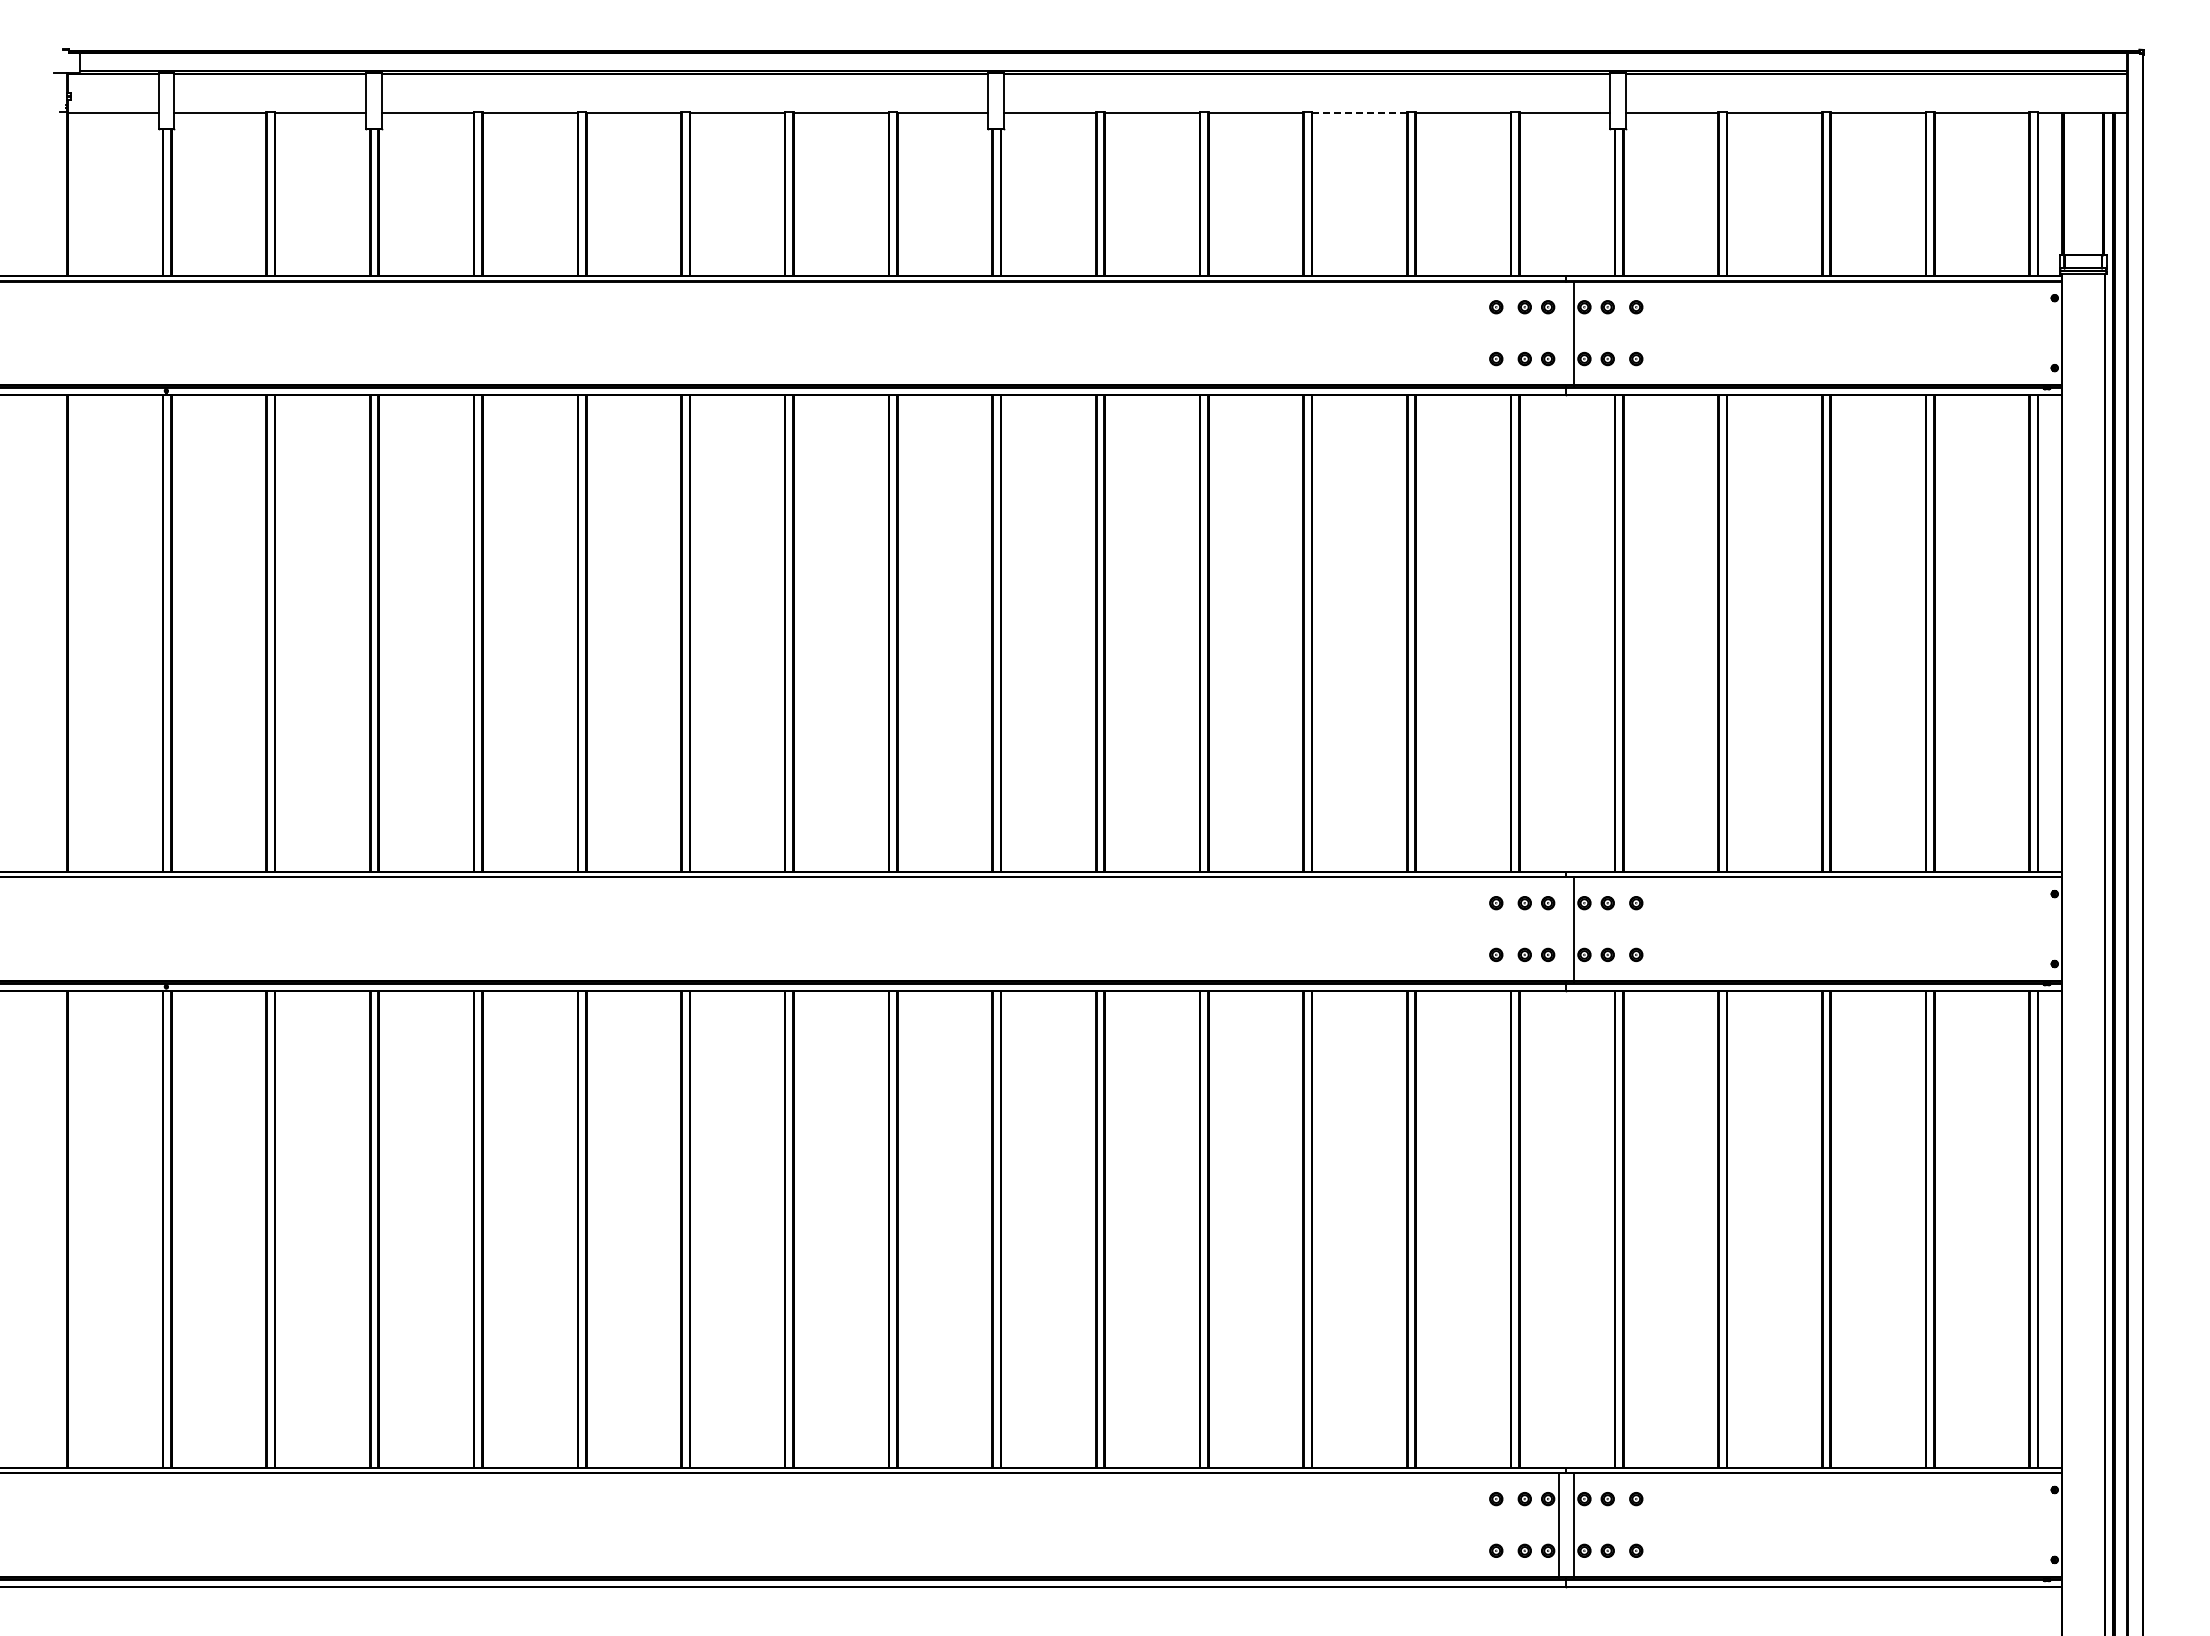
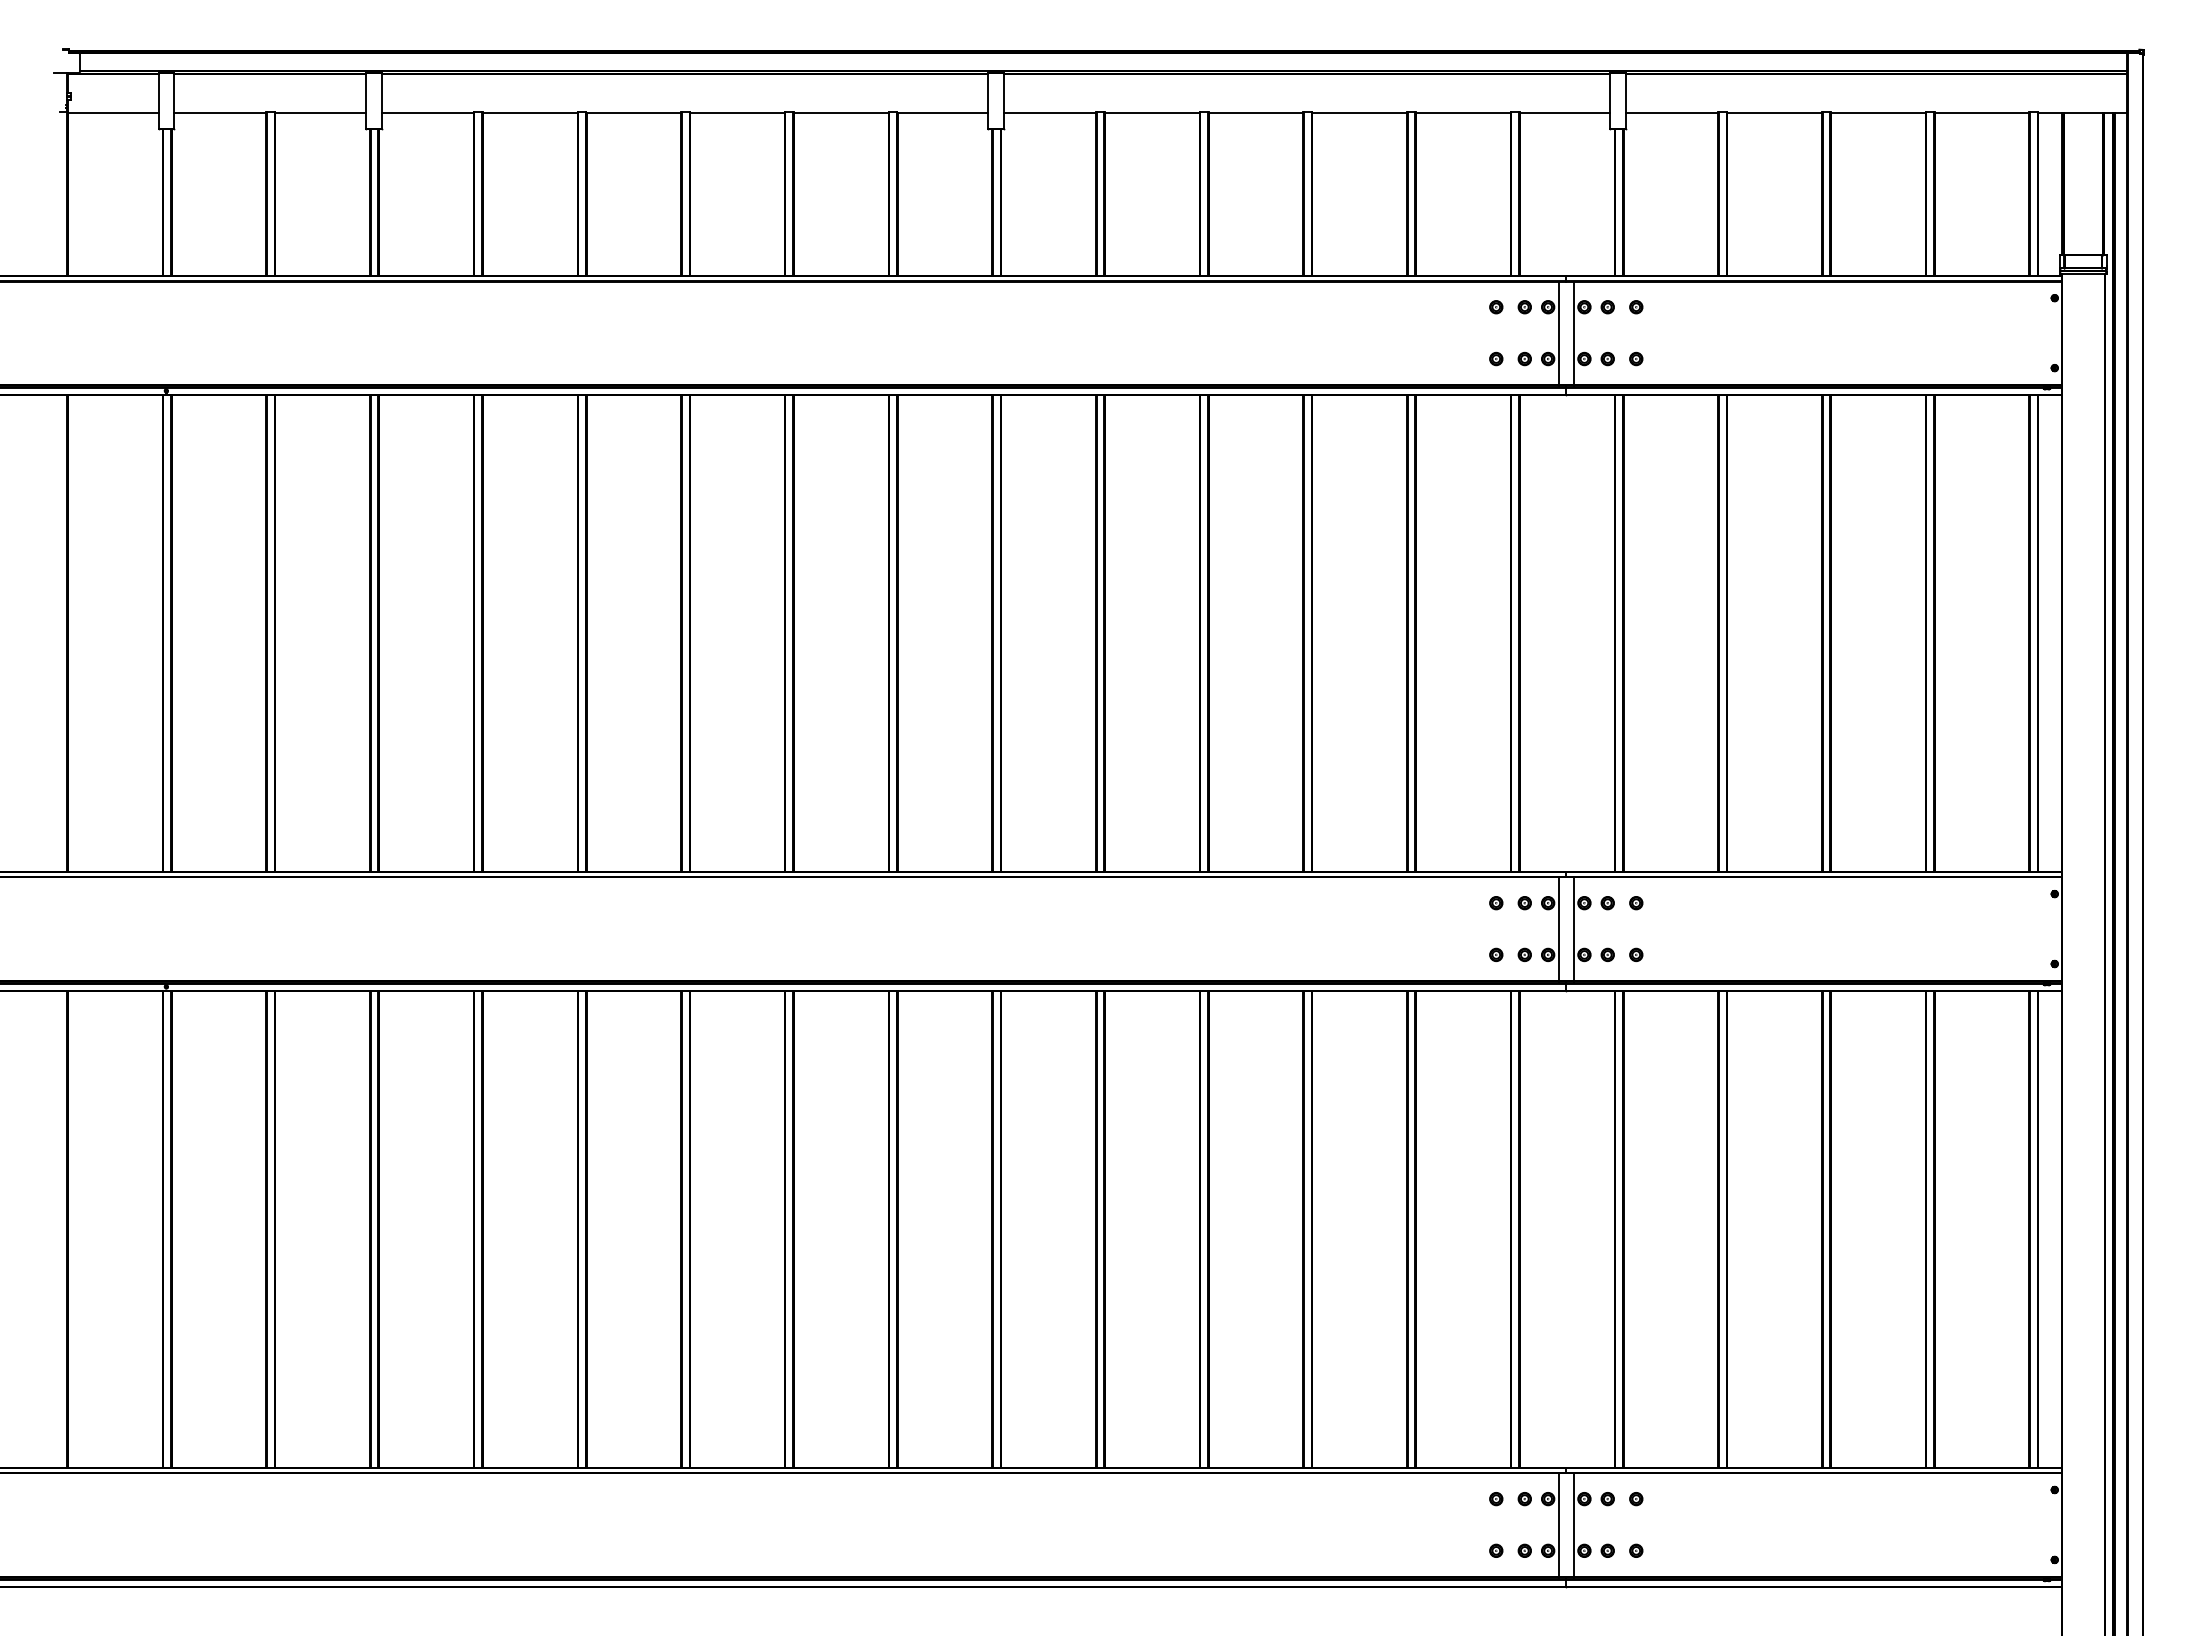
line: dashed -> solid (1359, 113)
line: none -> present (1558, 334)
line: none -> present (1558, 930)
